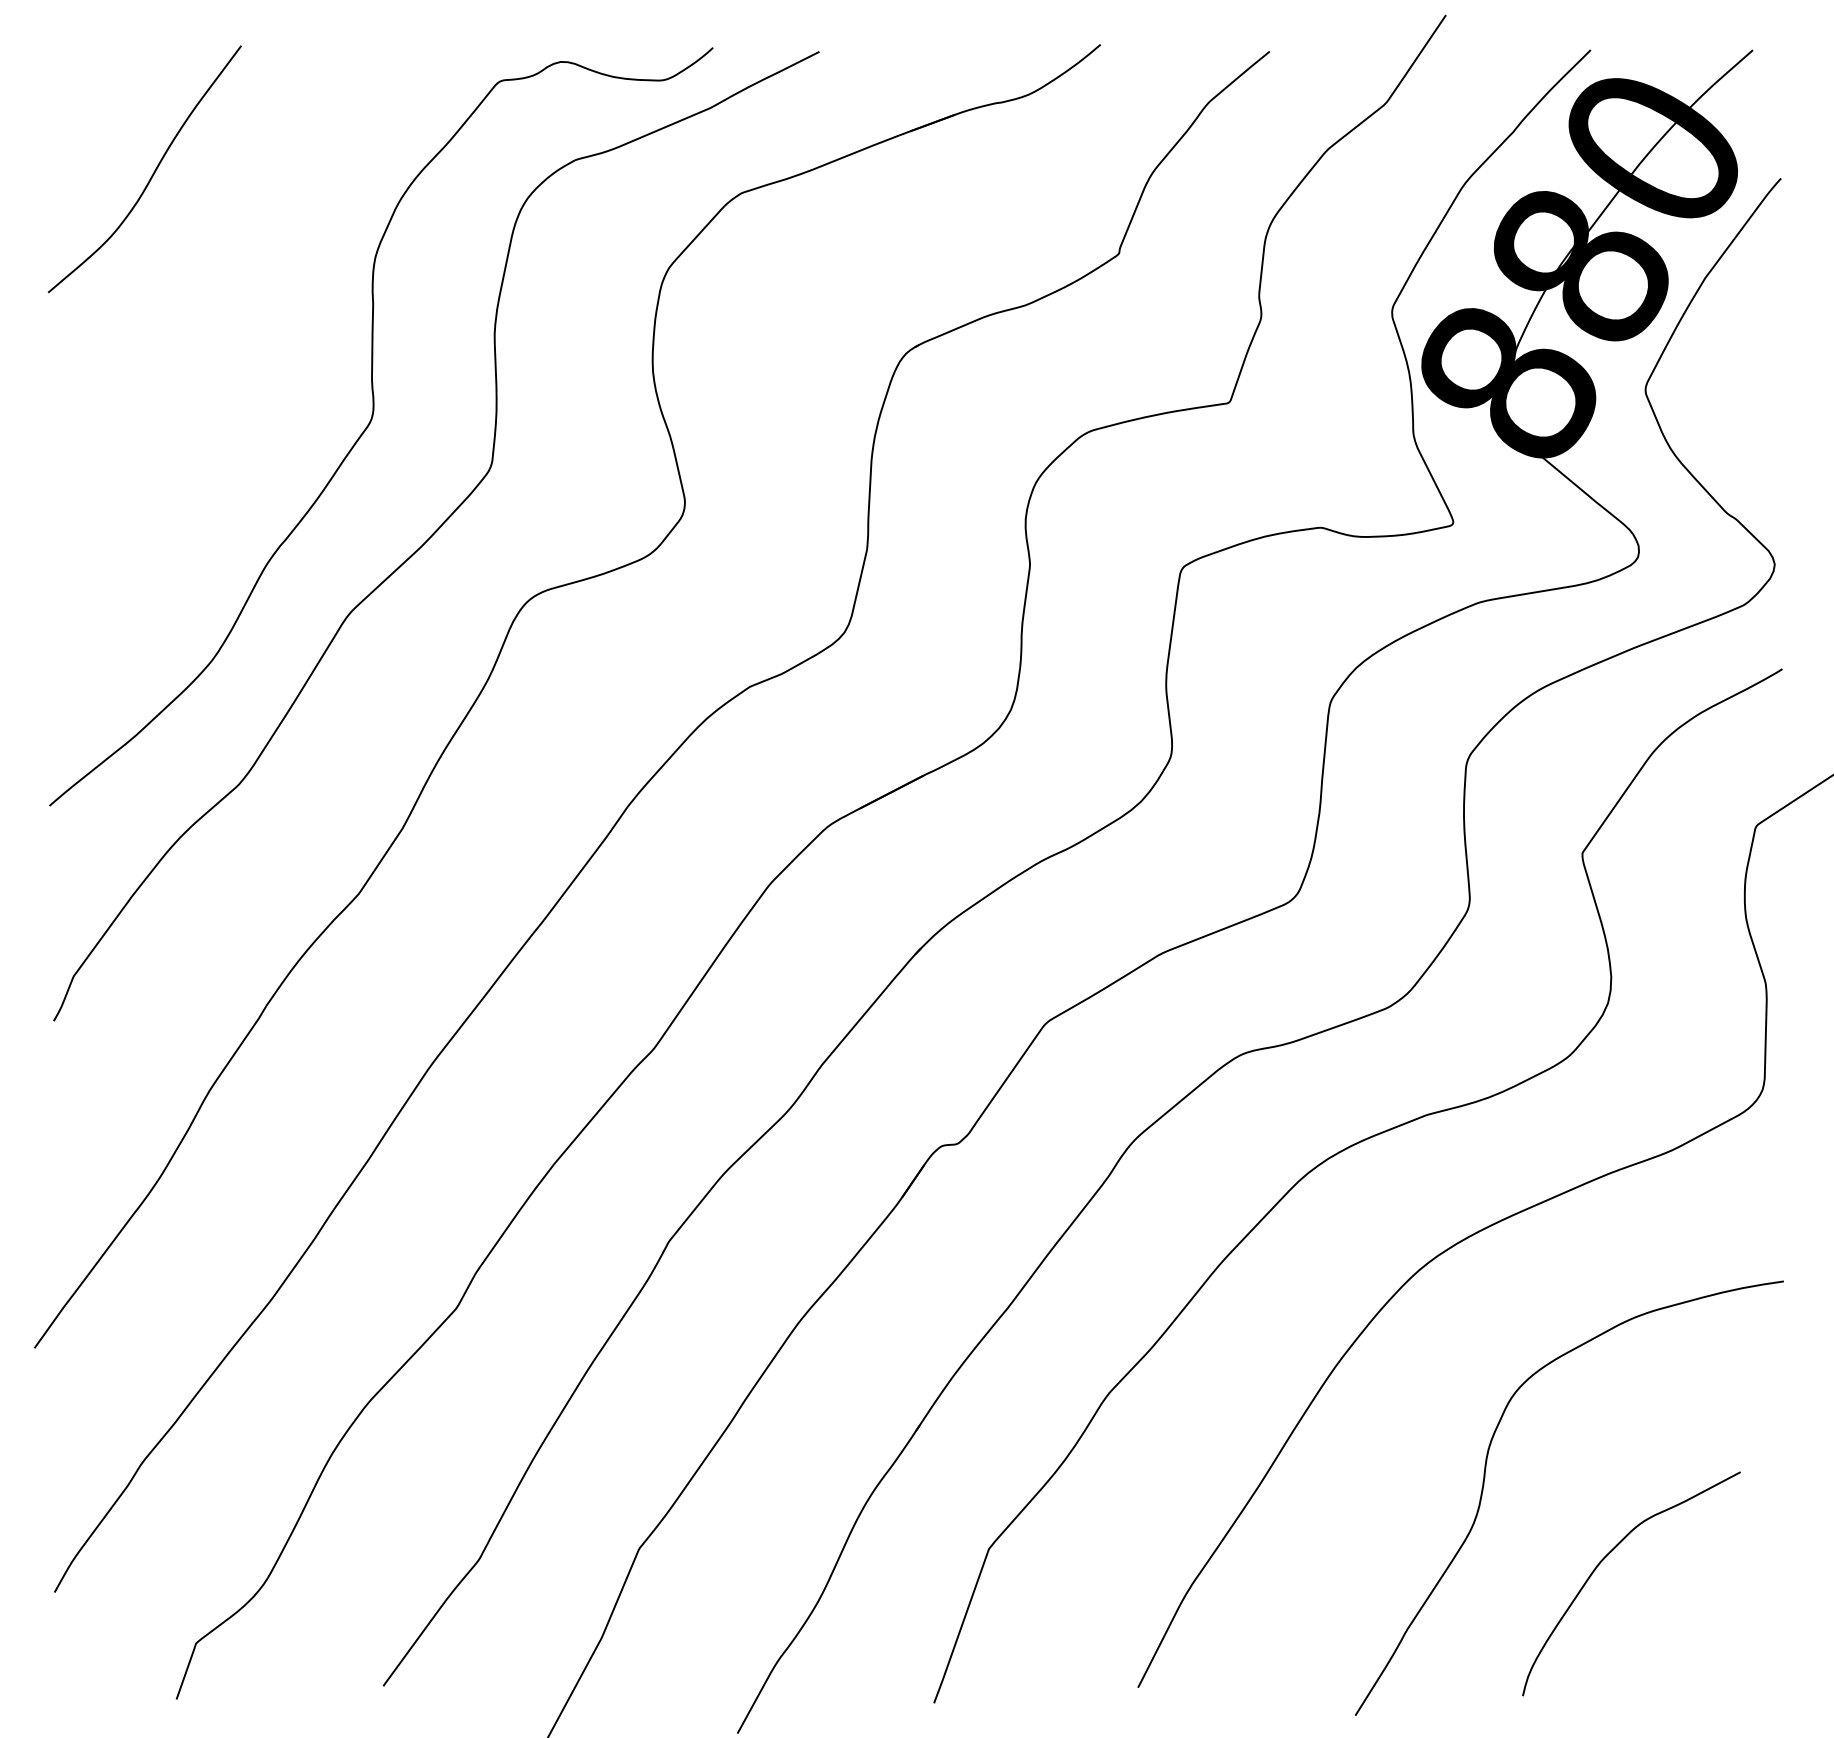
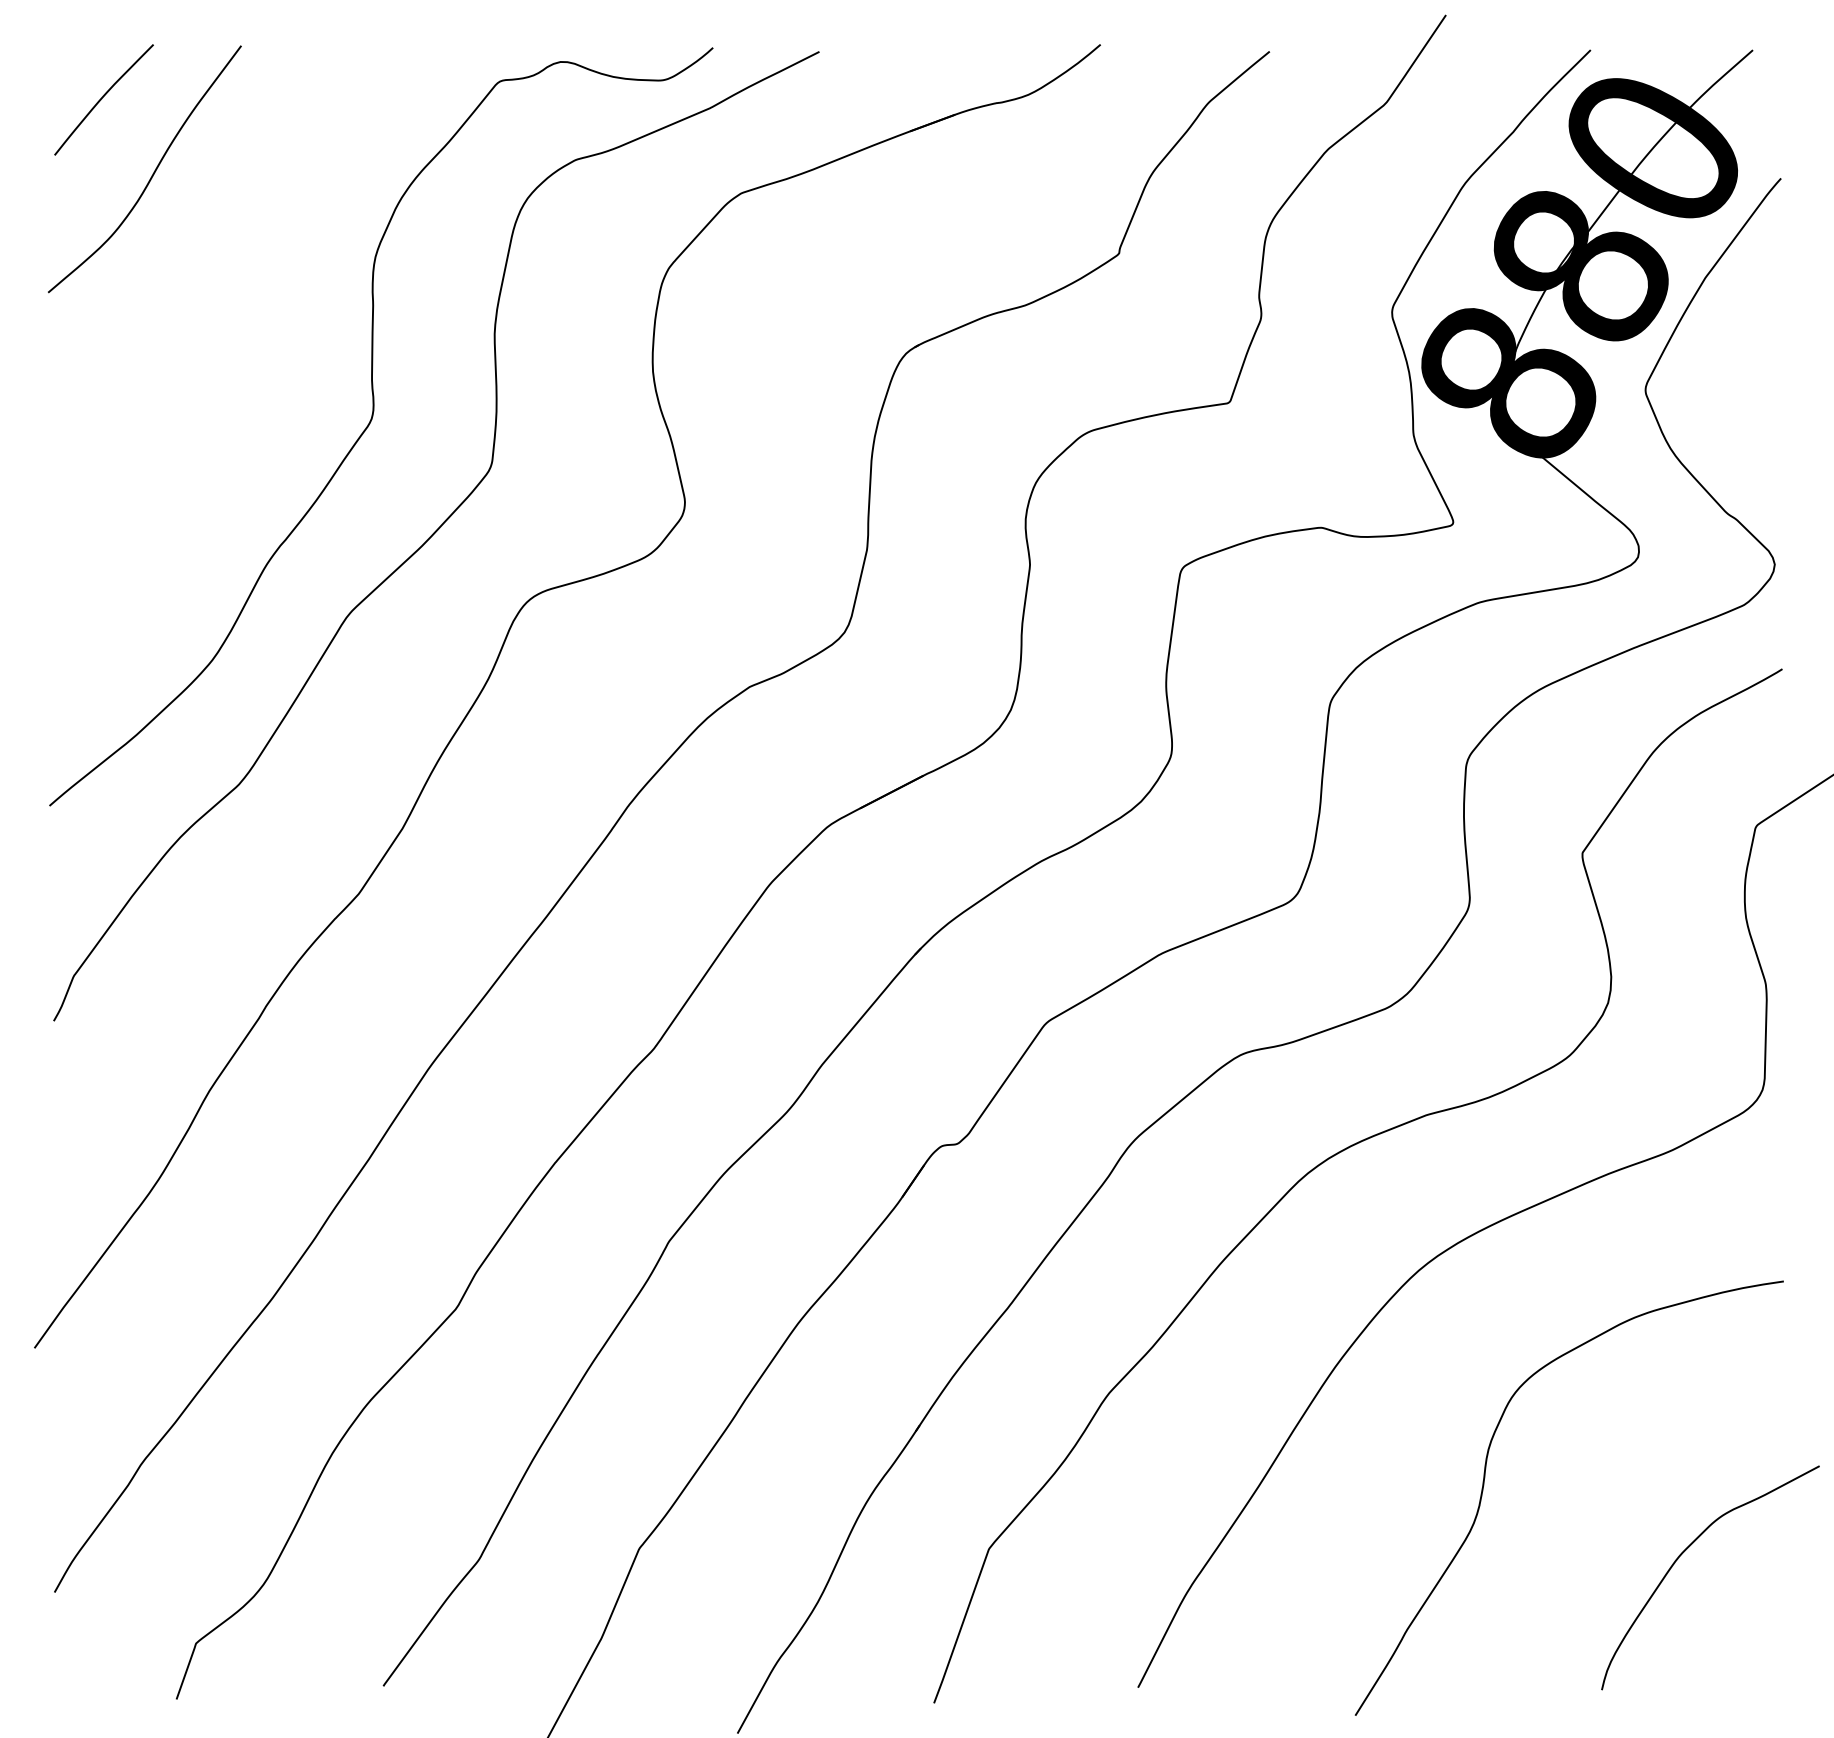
curve: none -> present (102, 98)
curve position: (1606, 1557) -> (1685, 1551) (1685, 1551)
